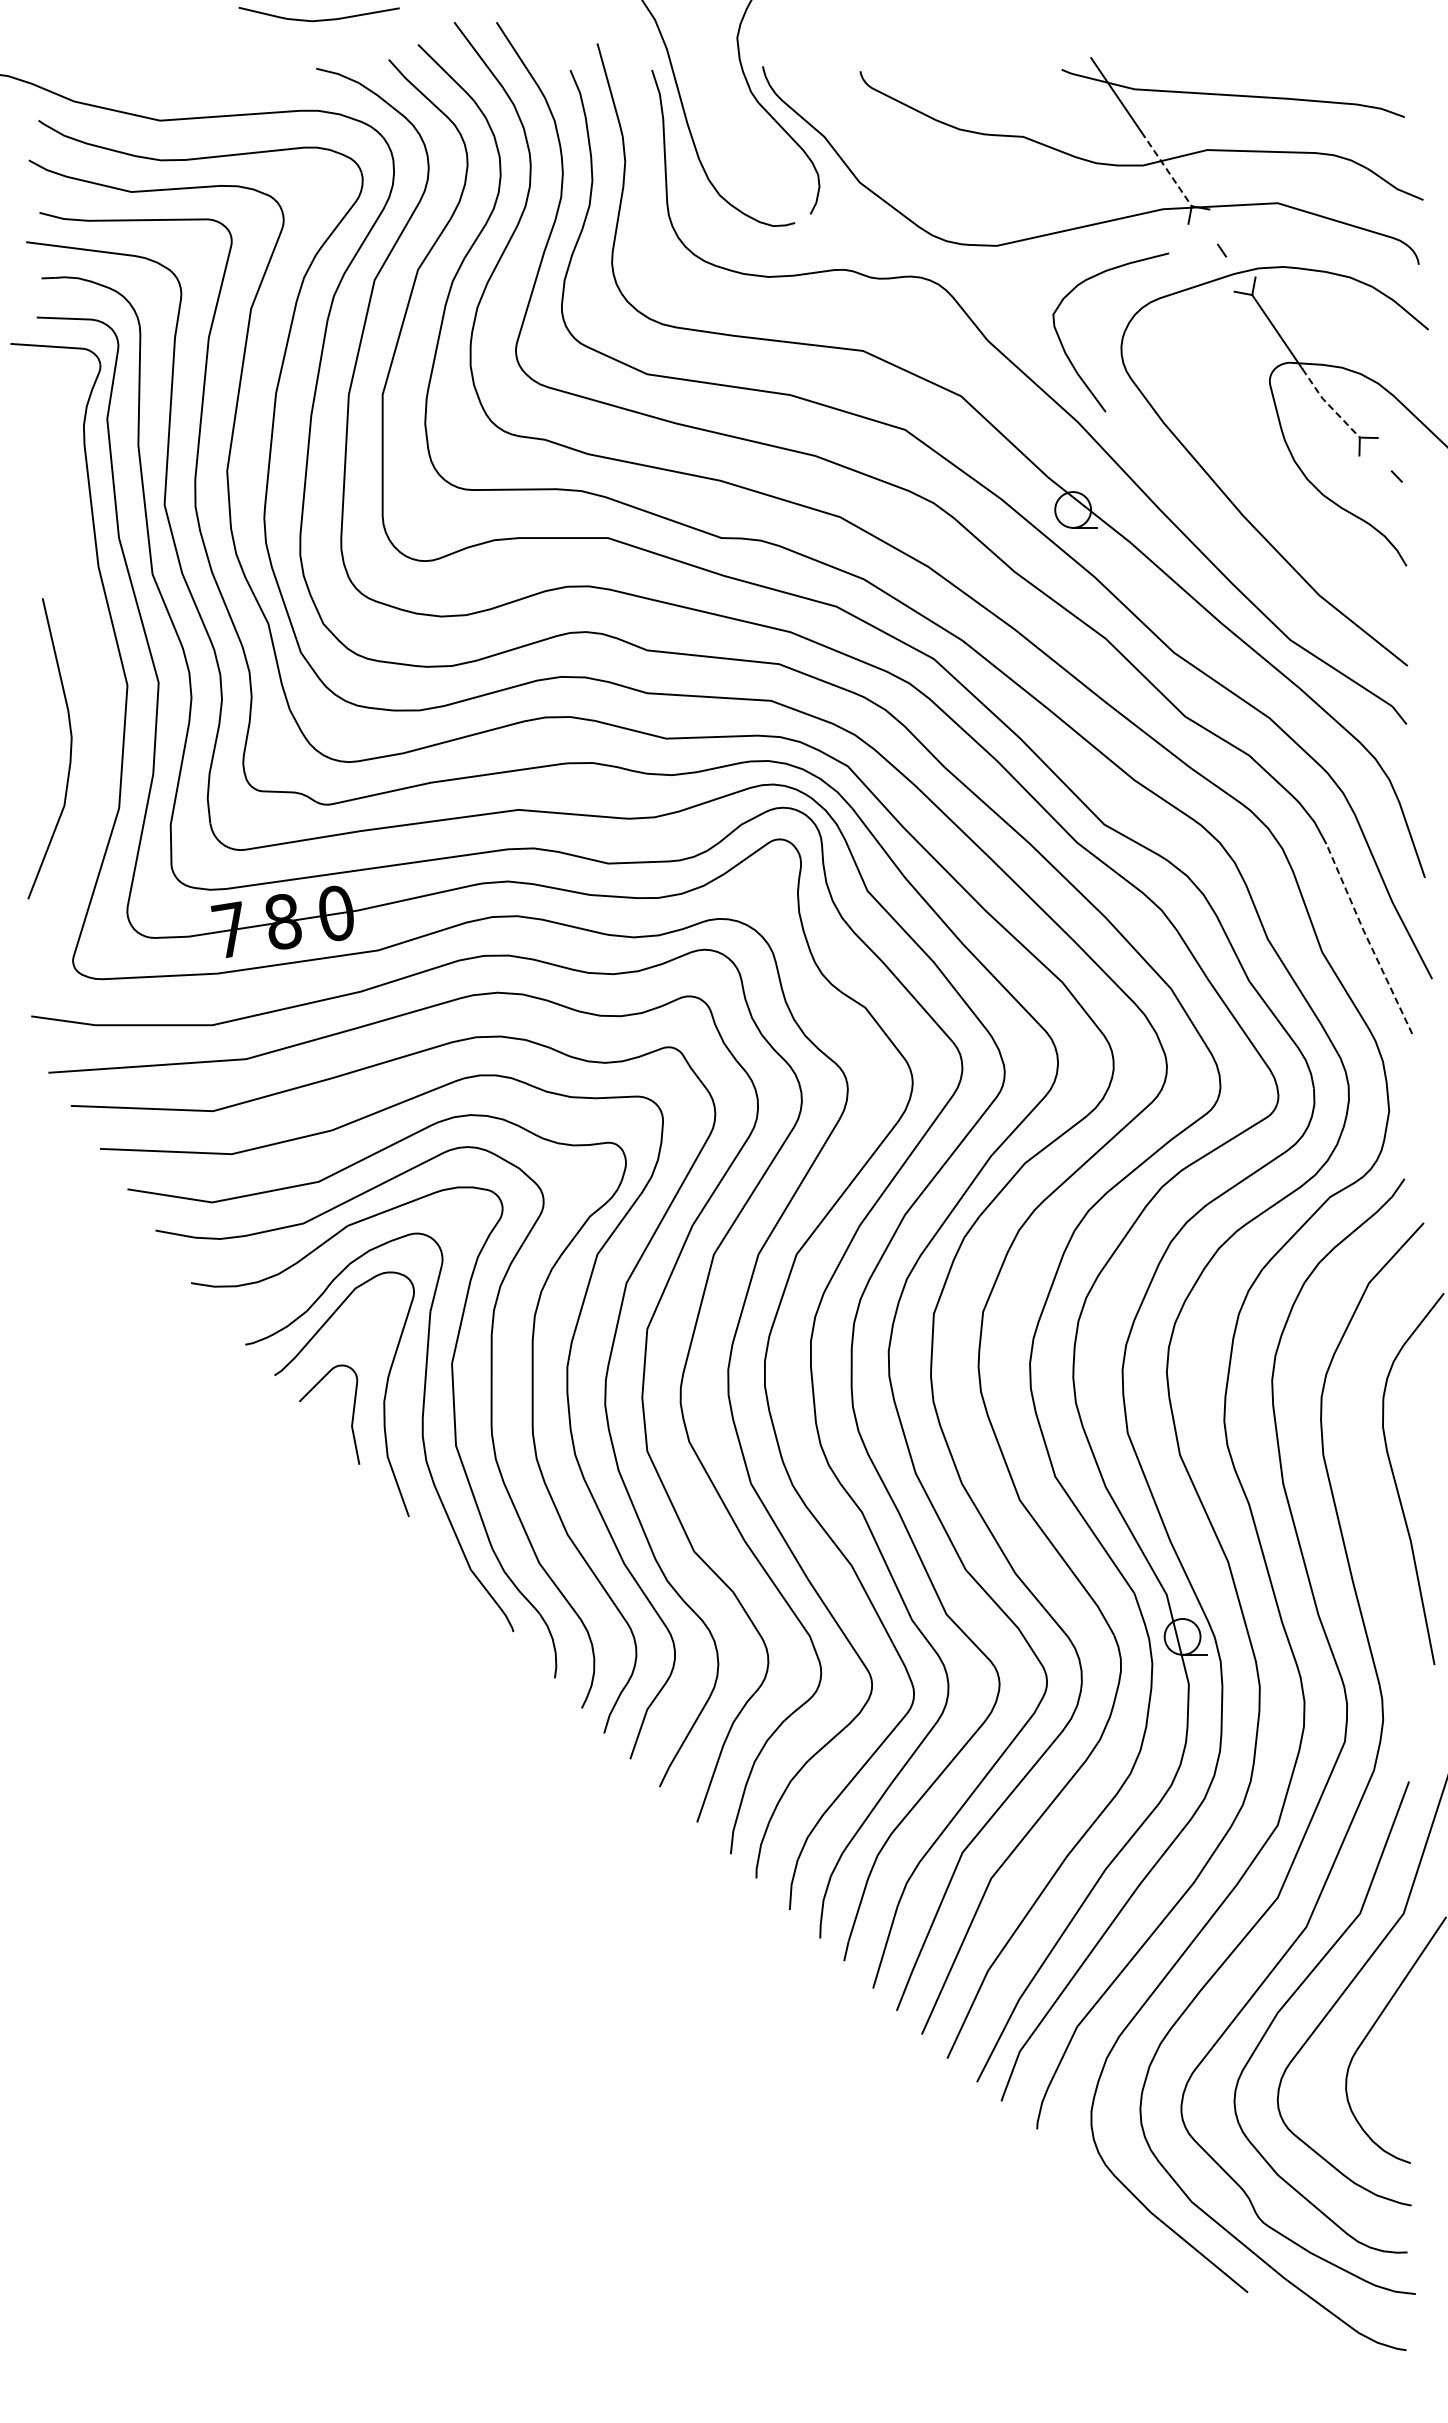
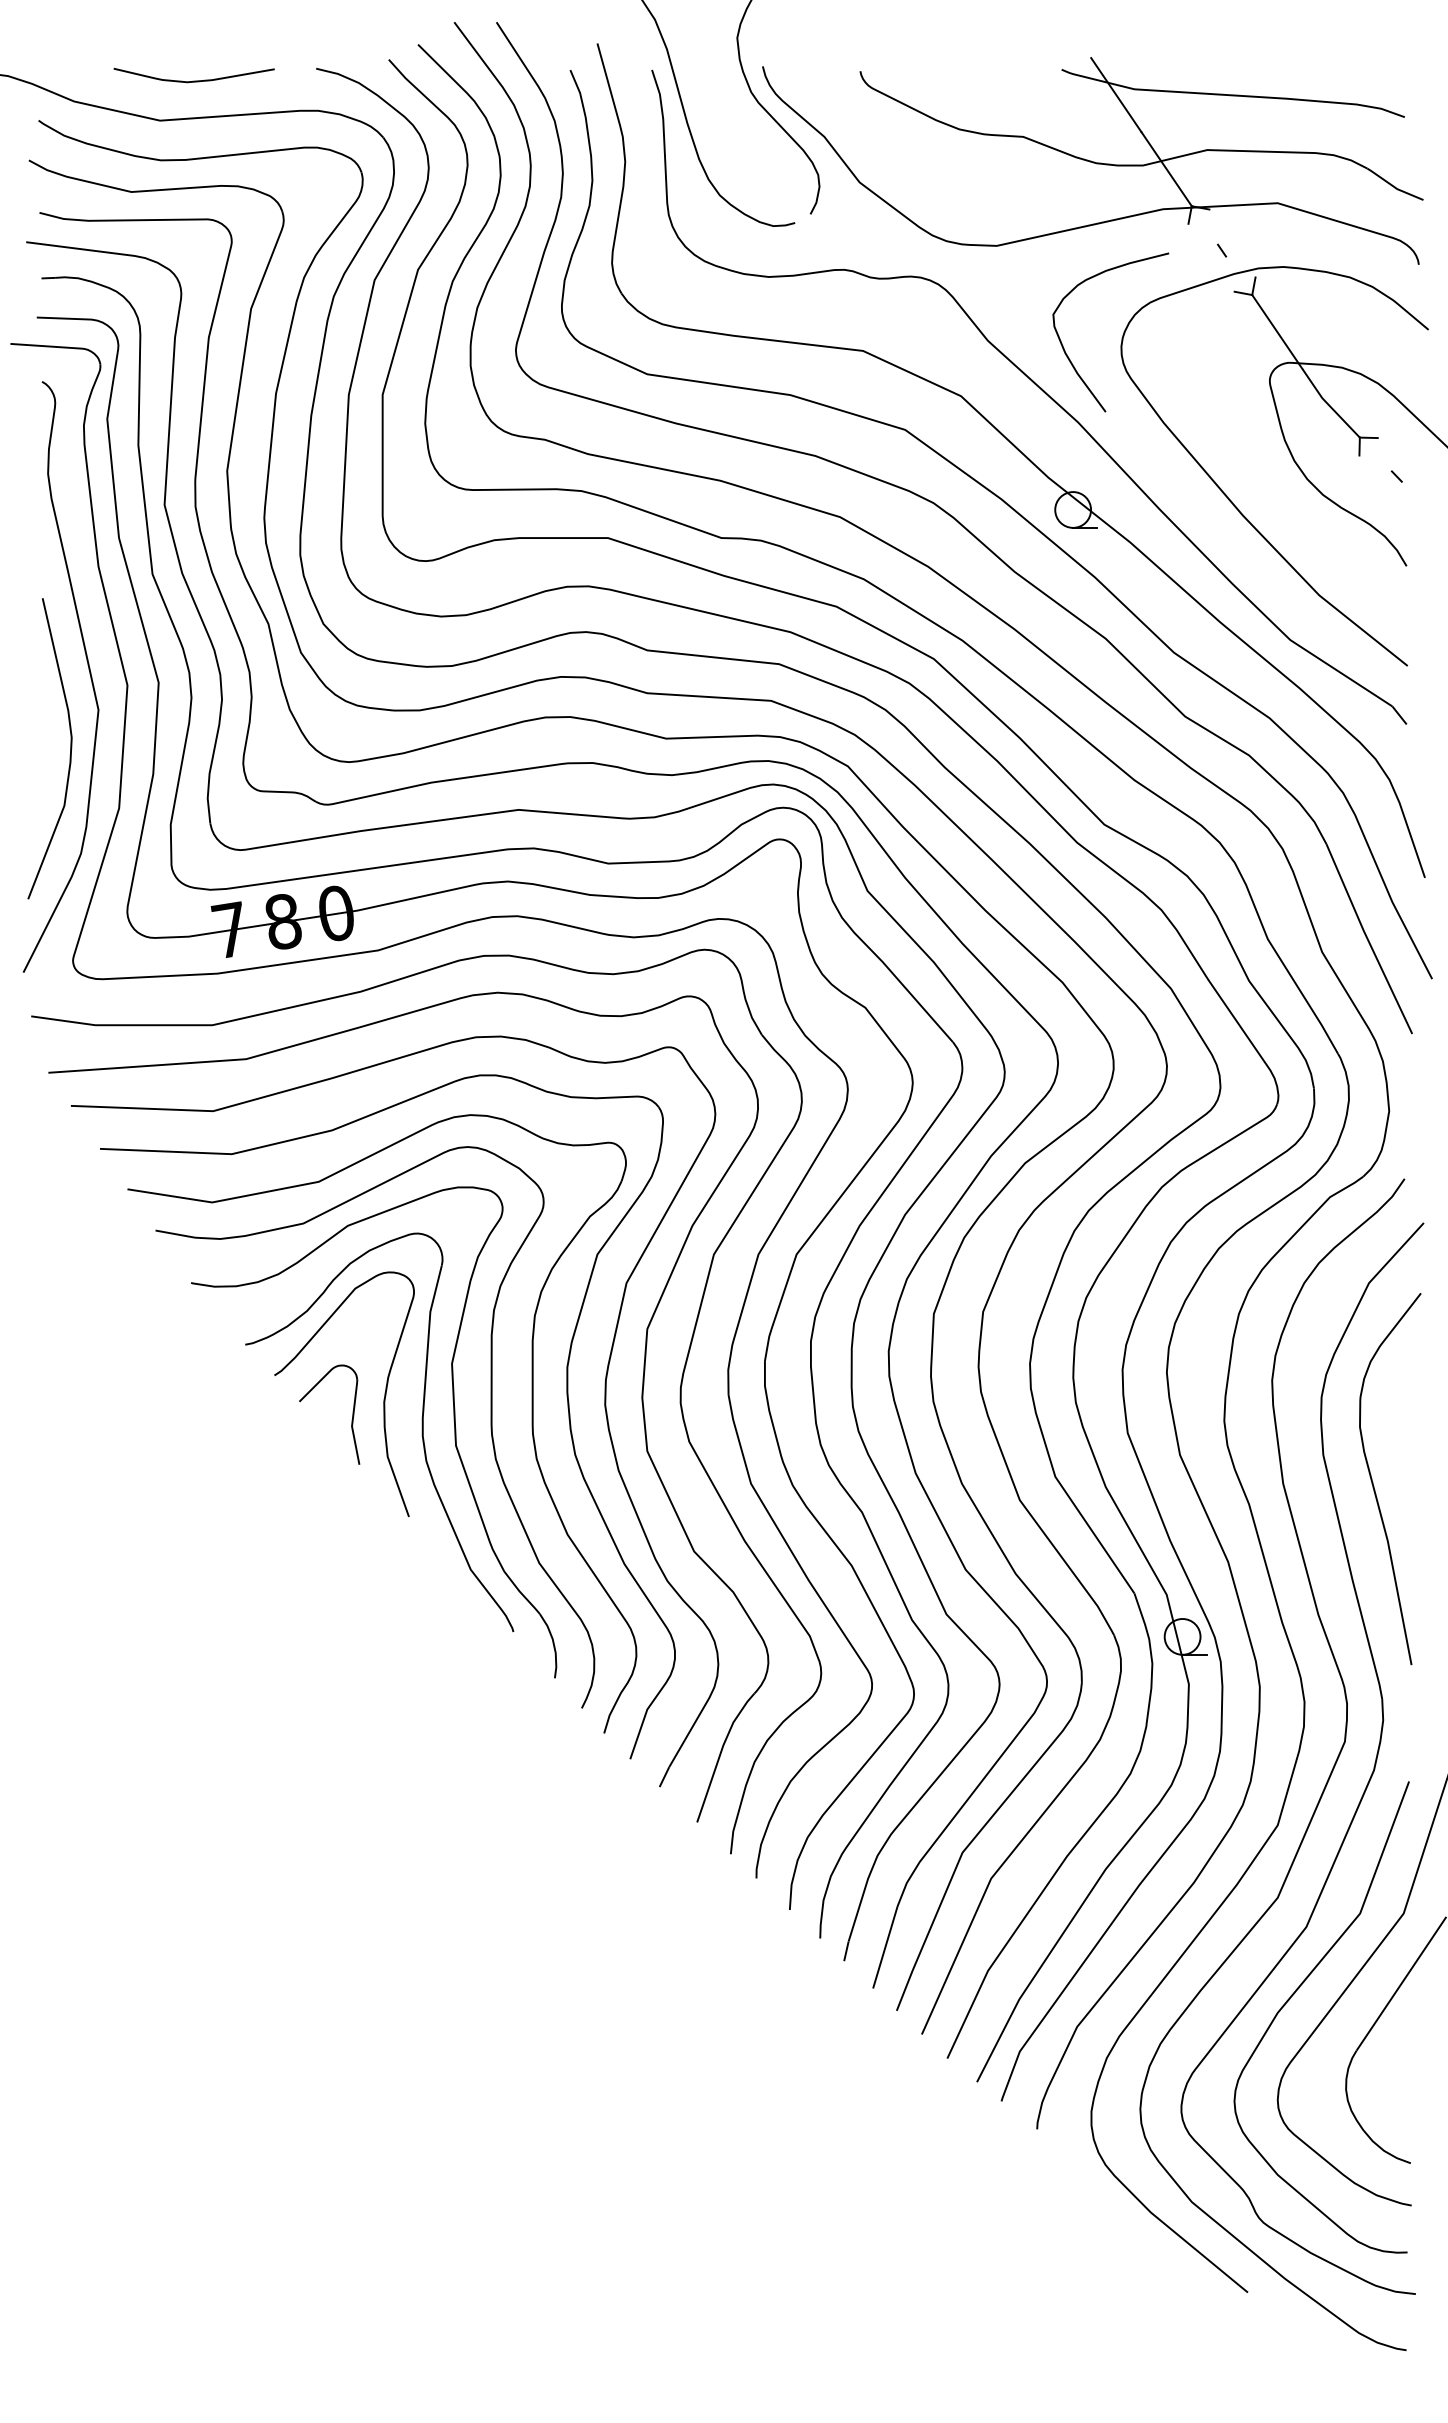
curve position: (318, 19) -> (193, 80) (193, 80)
line: dashed -> solid (1166, 169)
line: dashed -> solid (1328, 404)
curve: none -> present (88, 670)
line: dashed -> solid (1367, 938)
curve position: (1396, 1482) -> (1373, 1482) (1373, 1482)
